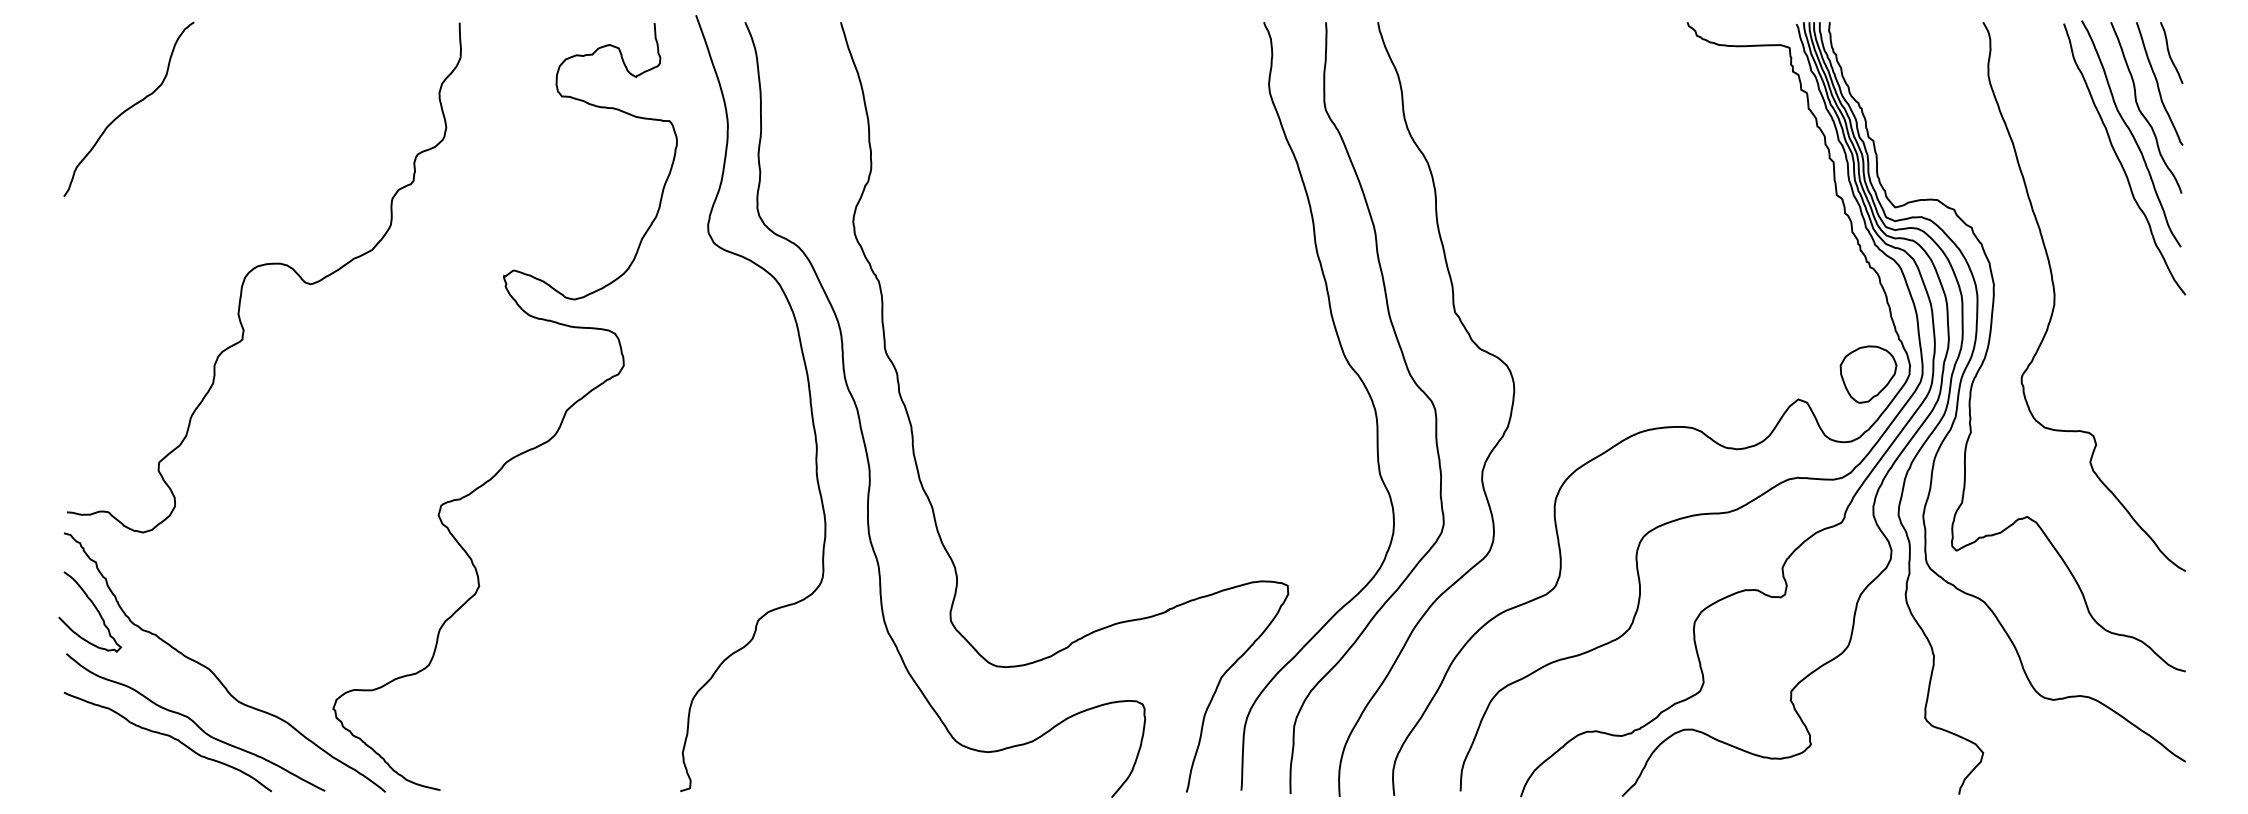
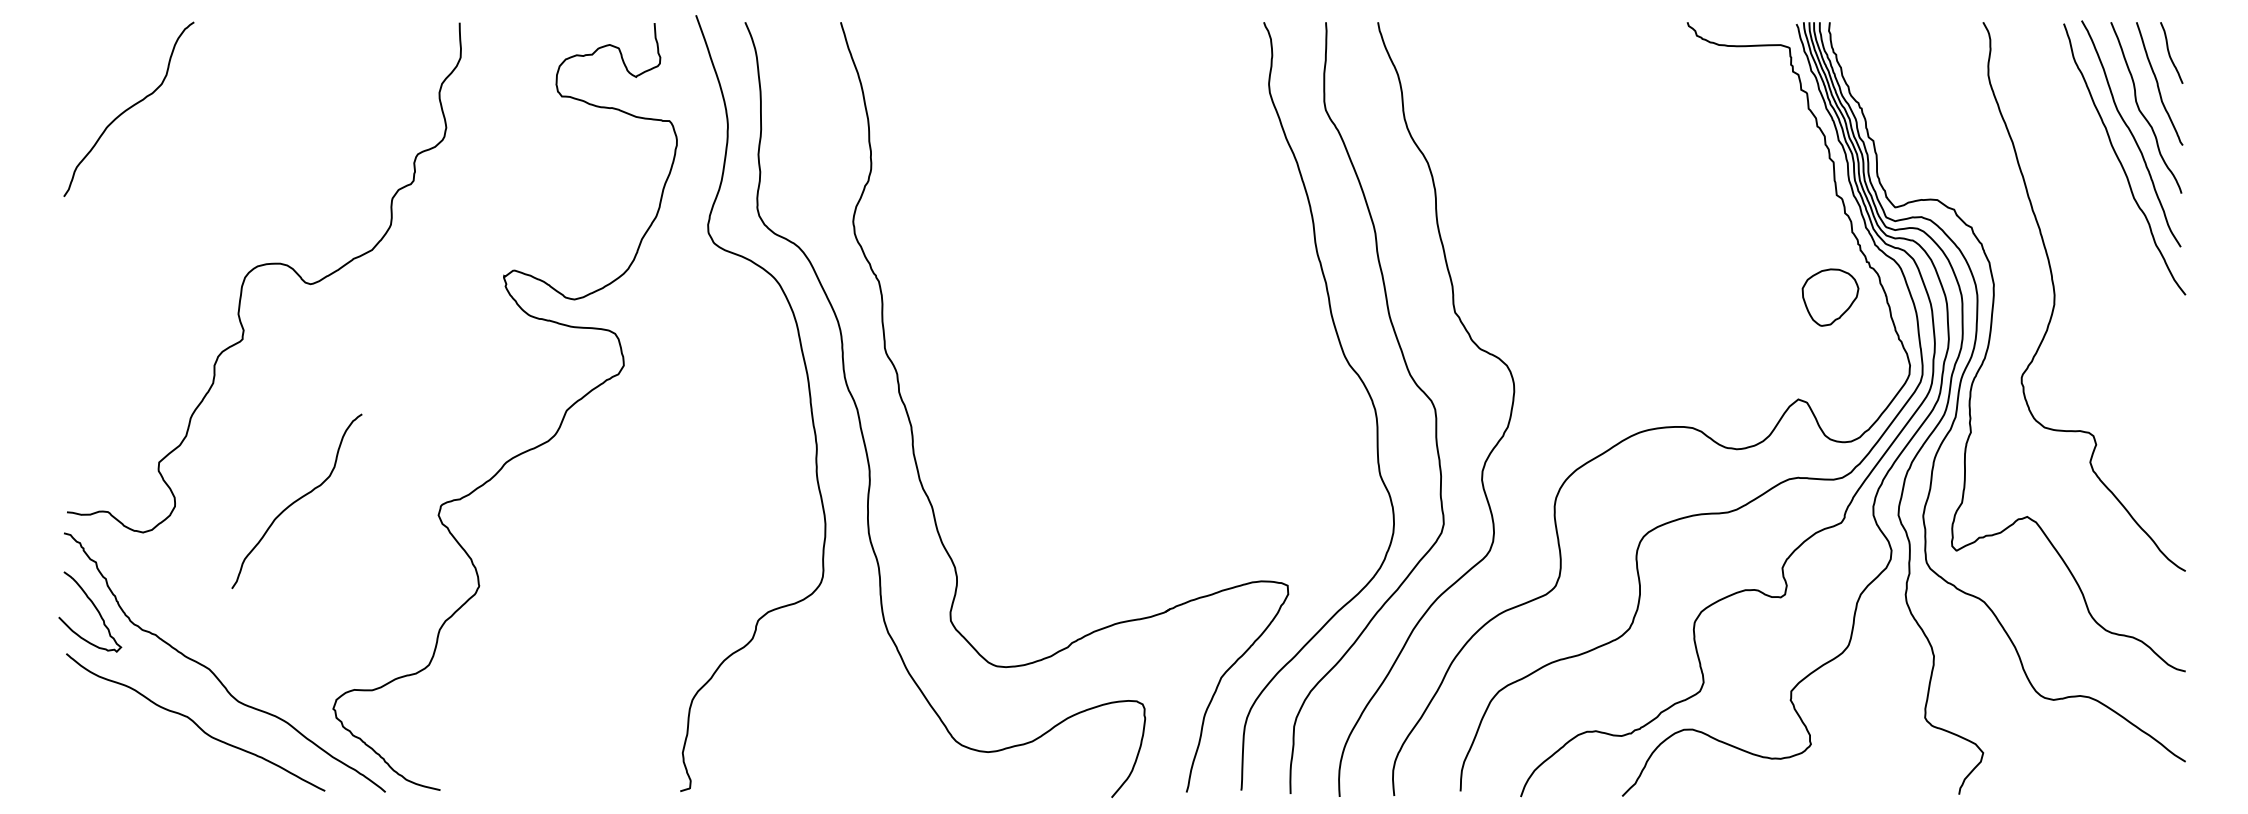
part position: (1868, 374) -> (1830, 297) (1830, 297)
curve: none -> present (296, 500)
curve: present -> none (167, 736)
